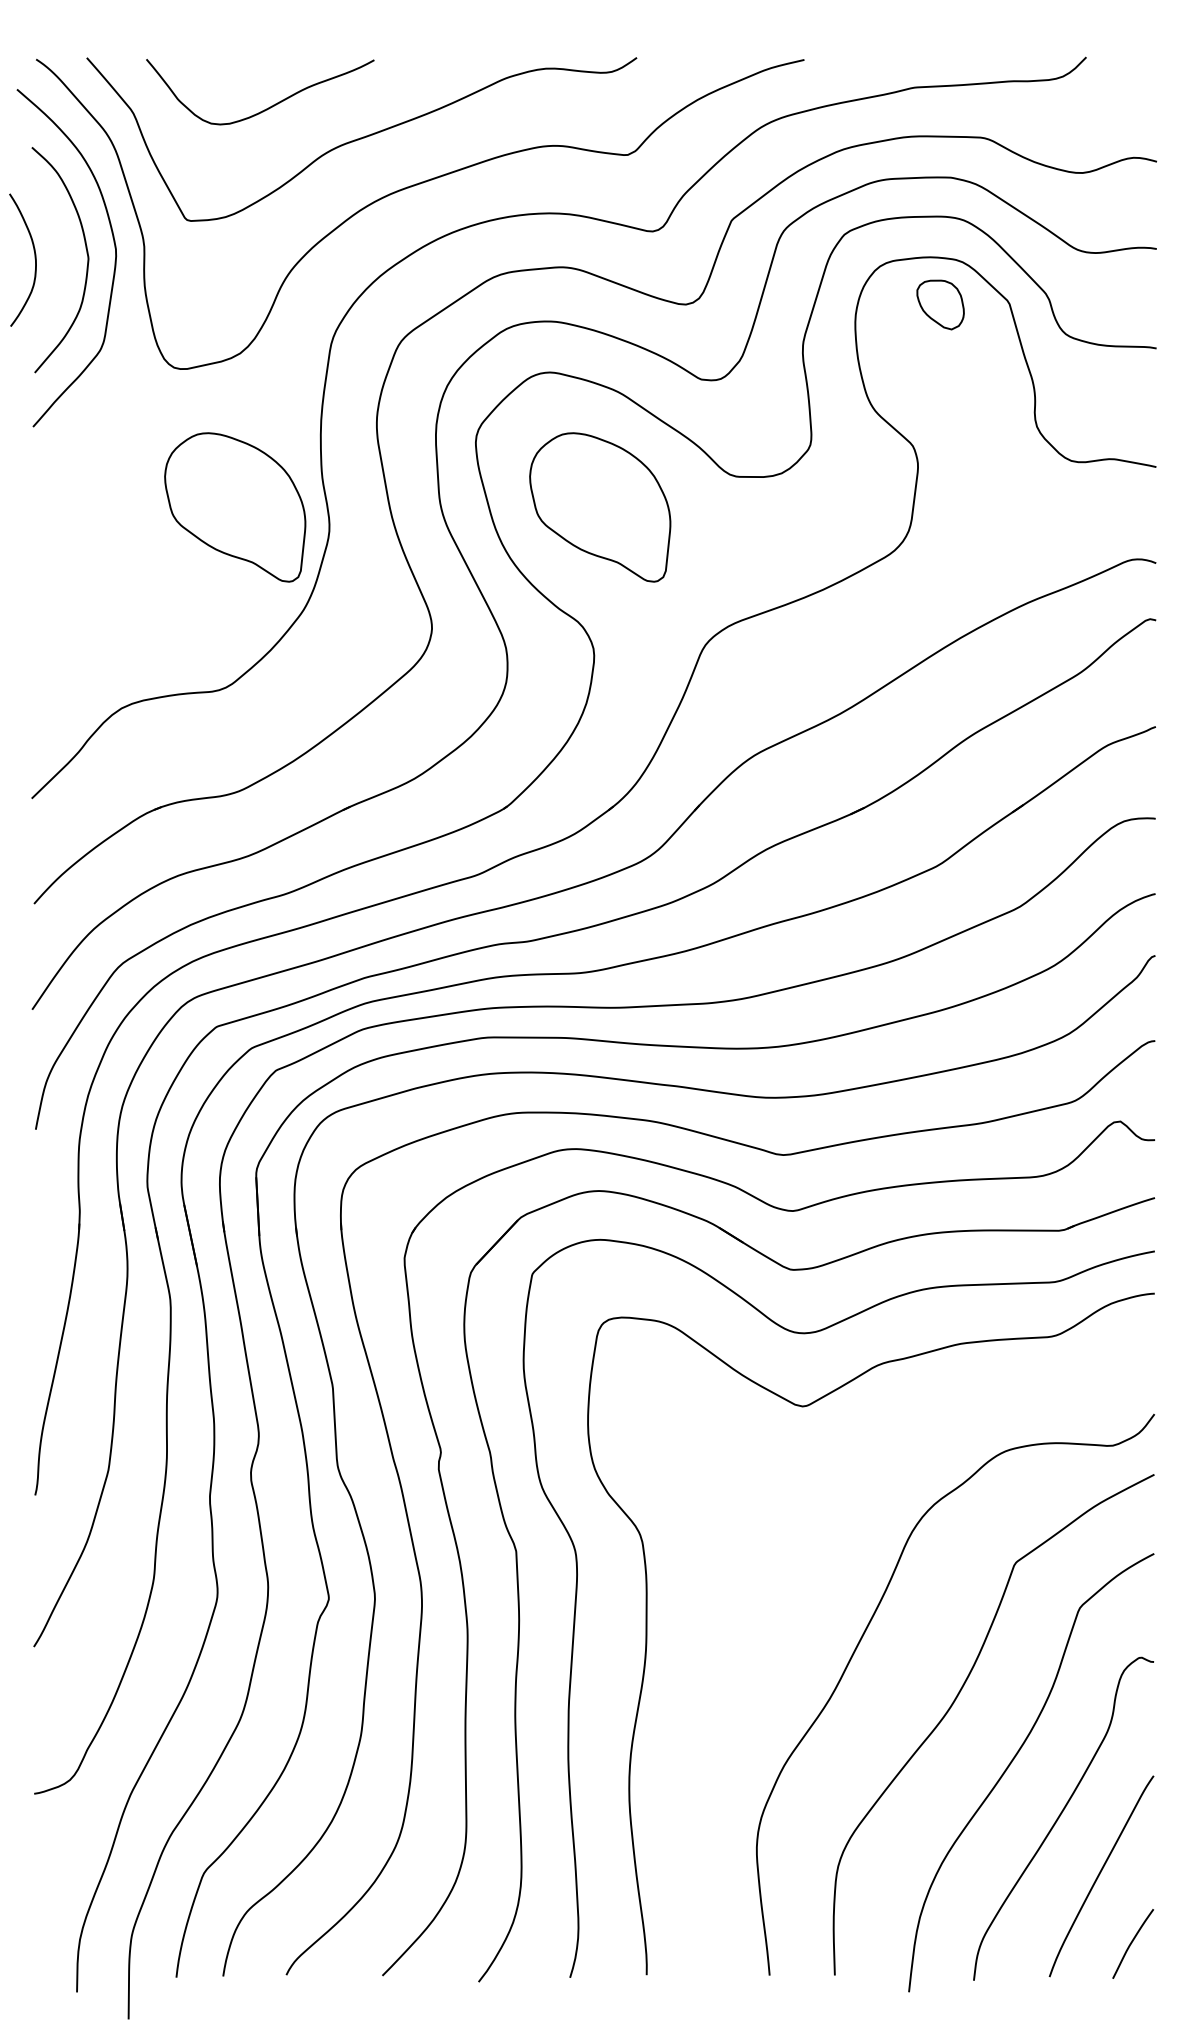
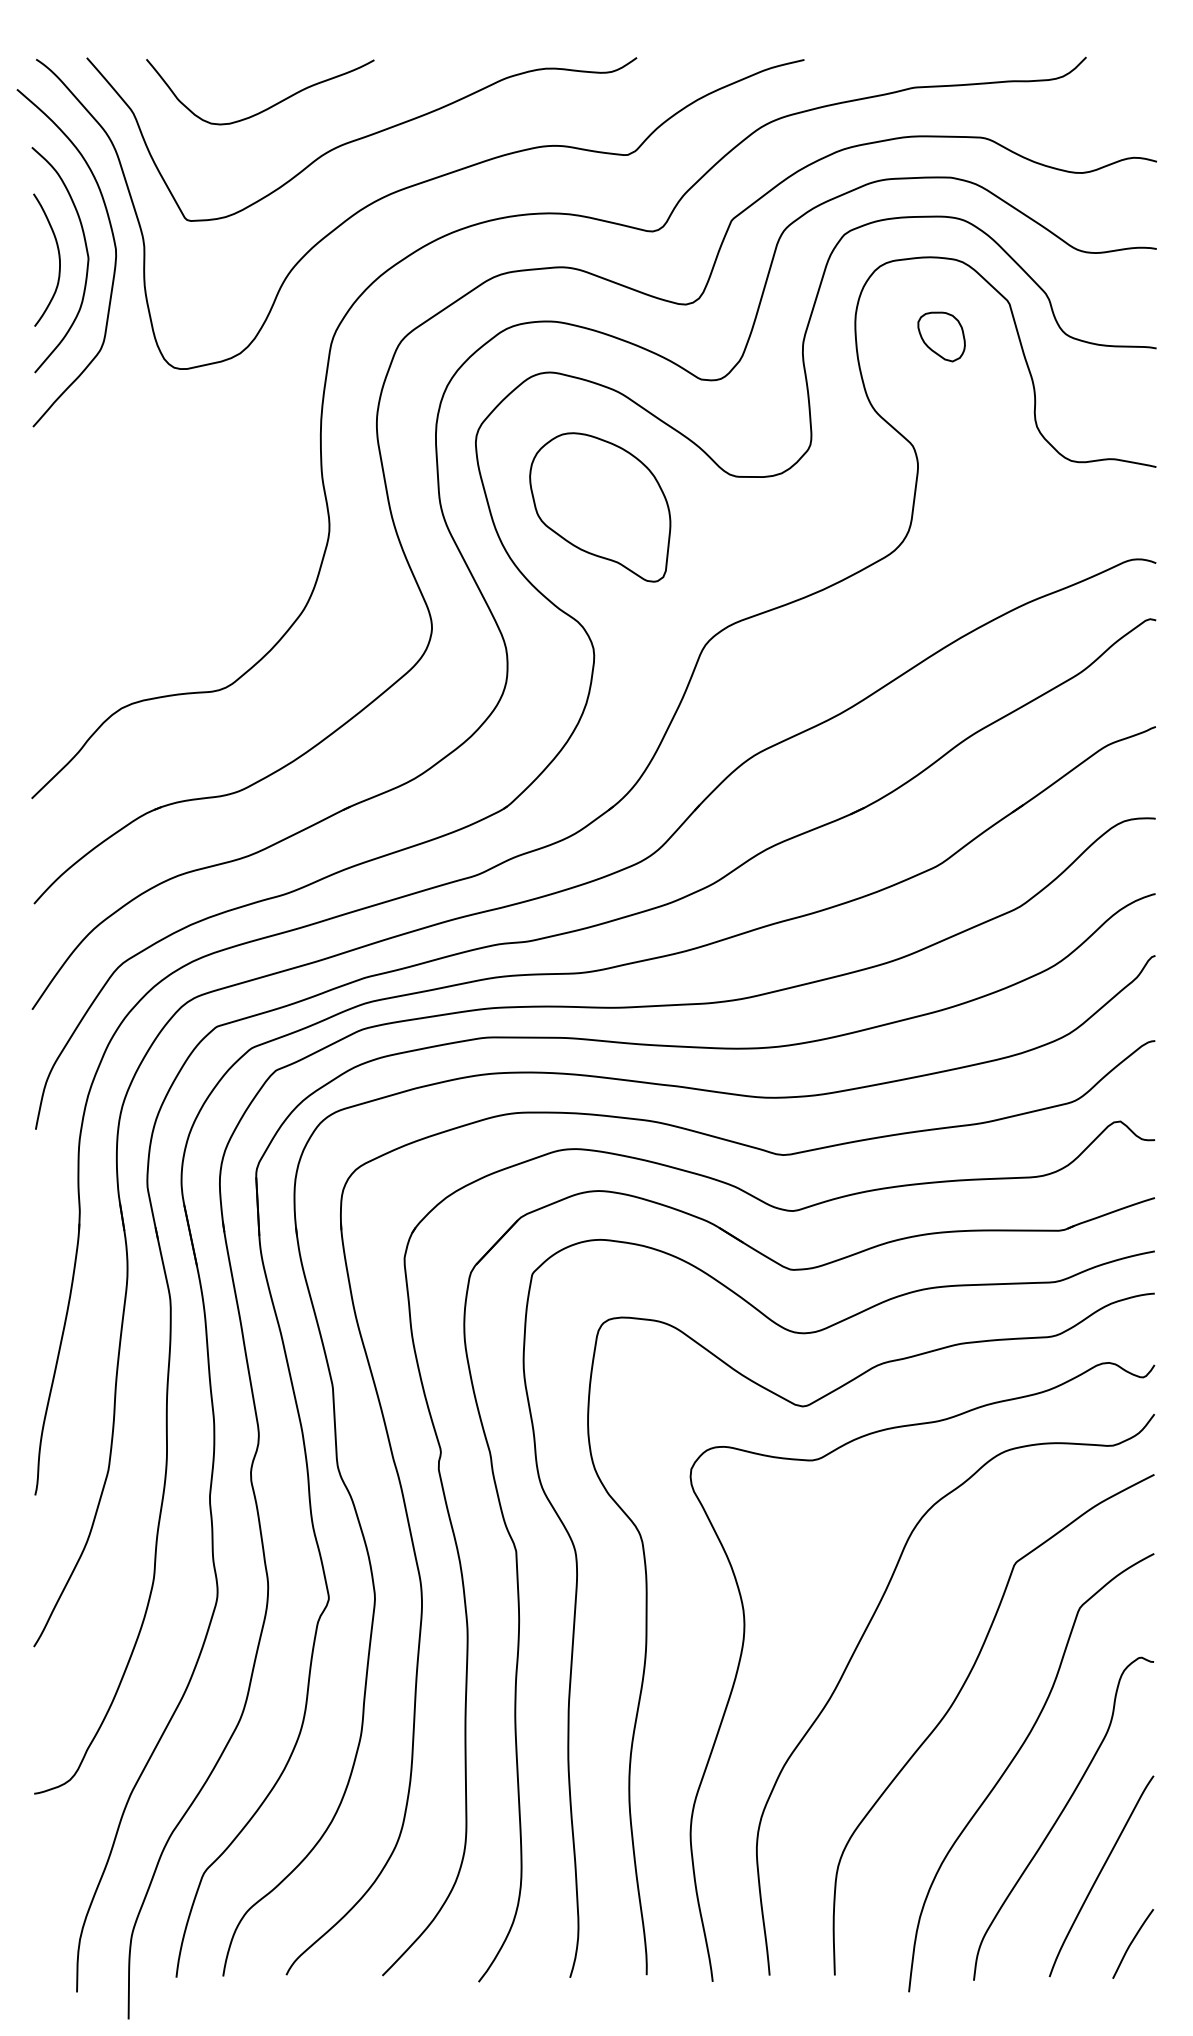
curve position: (34, 258) -> (58, 258) (58, 258)
part position: (940, 304) -> (941, 336) (941, 336)
part: present -> none (235, 507)
curve: none -> present (744, 1642)
